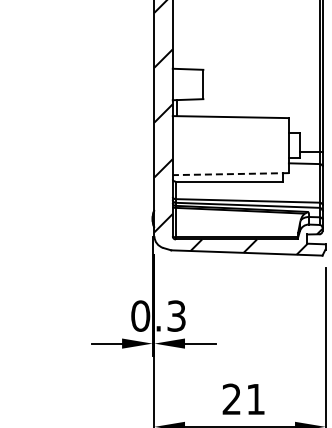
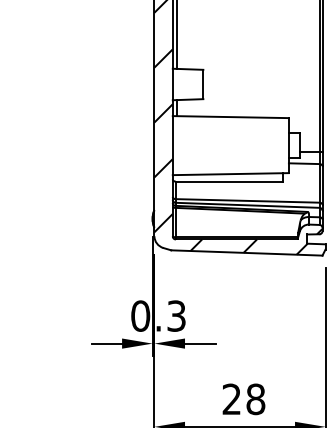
line: none -> present (177, 35)
line: dashed -> solid (230, 174)
text: 21 -> 28 (255, 399)
